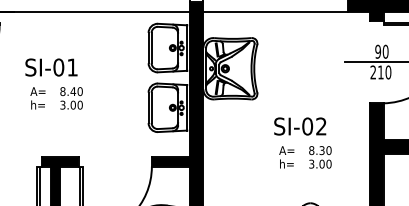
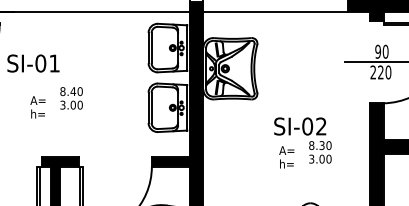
text position: (51, 67) -> (33, 63) (33, 63)
text: 210 -> 220 (380, 72)
text position: (37, 98) -> (37, 107) (37, 107)
text position: (320, 157) -> (320, 152) (320, 152)
